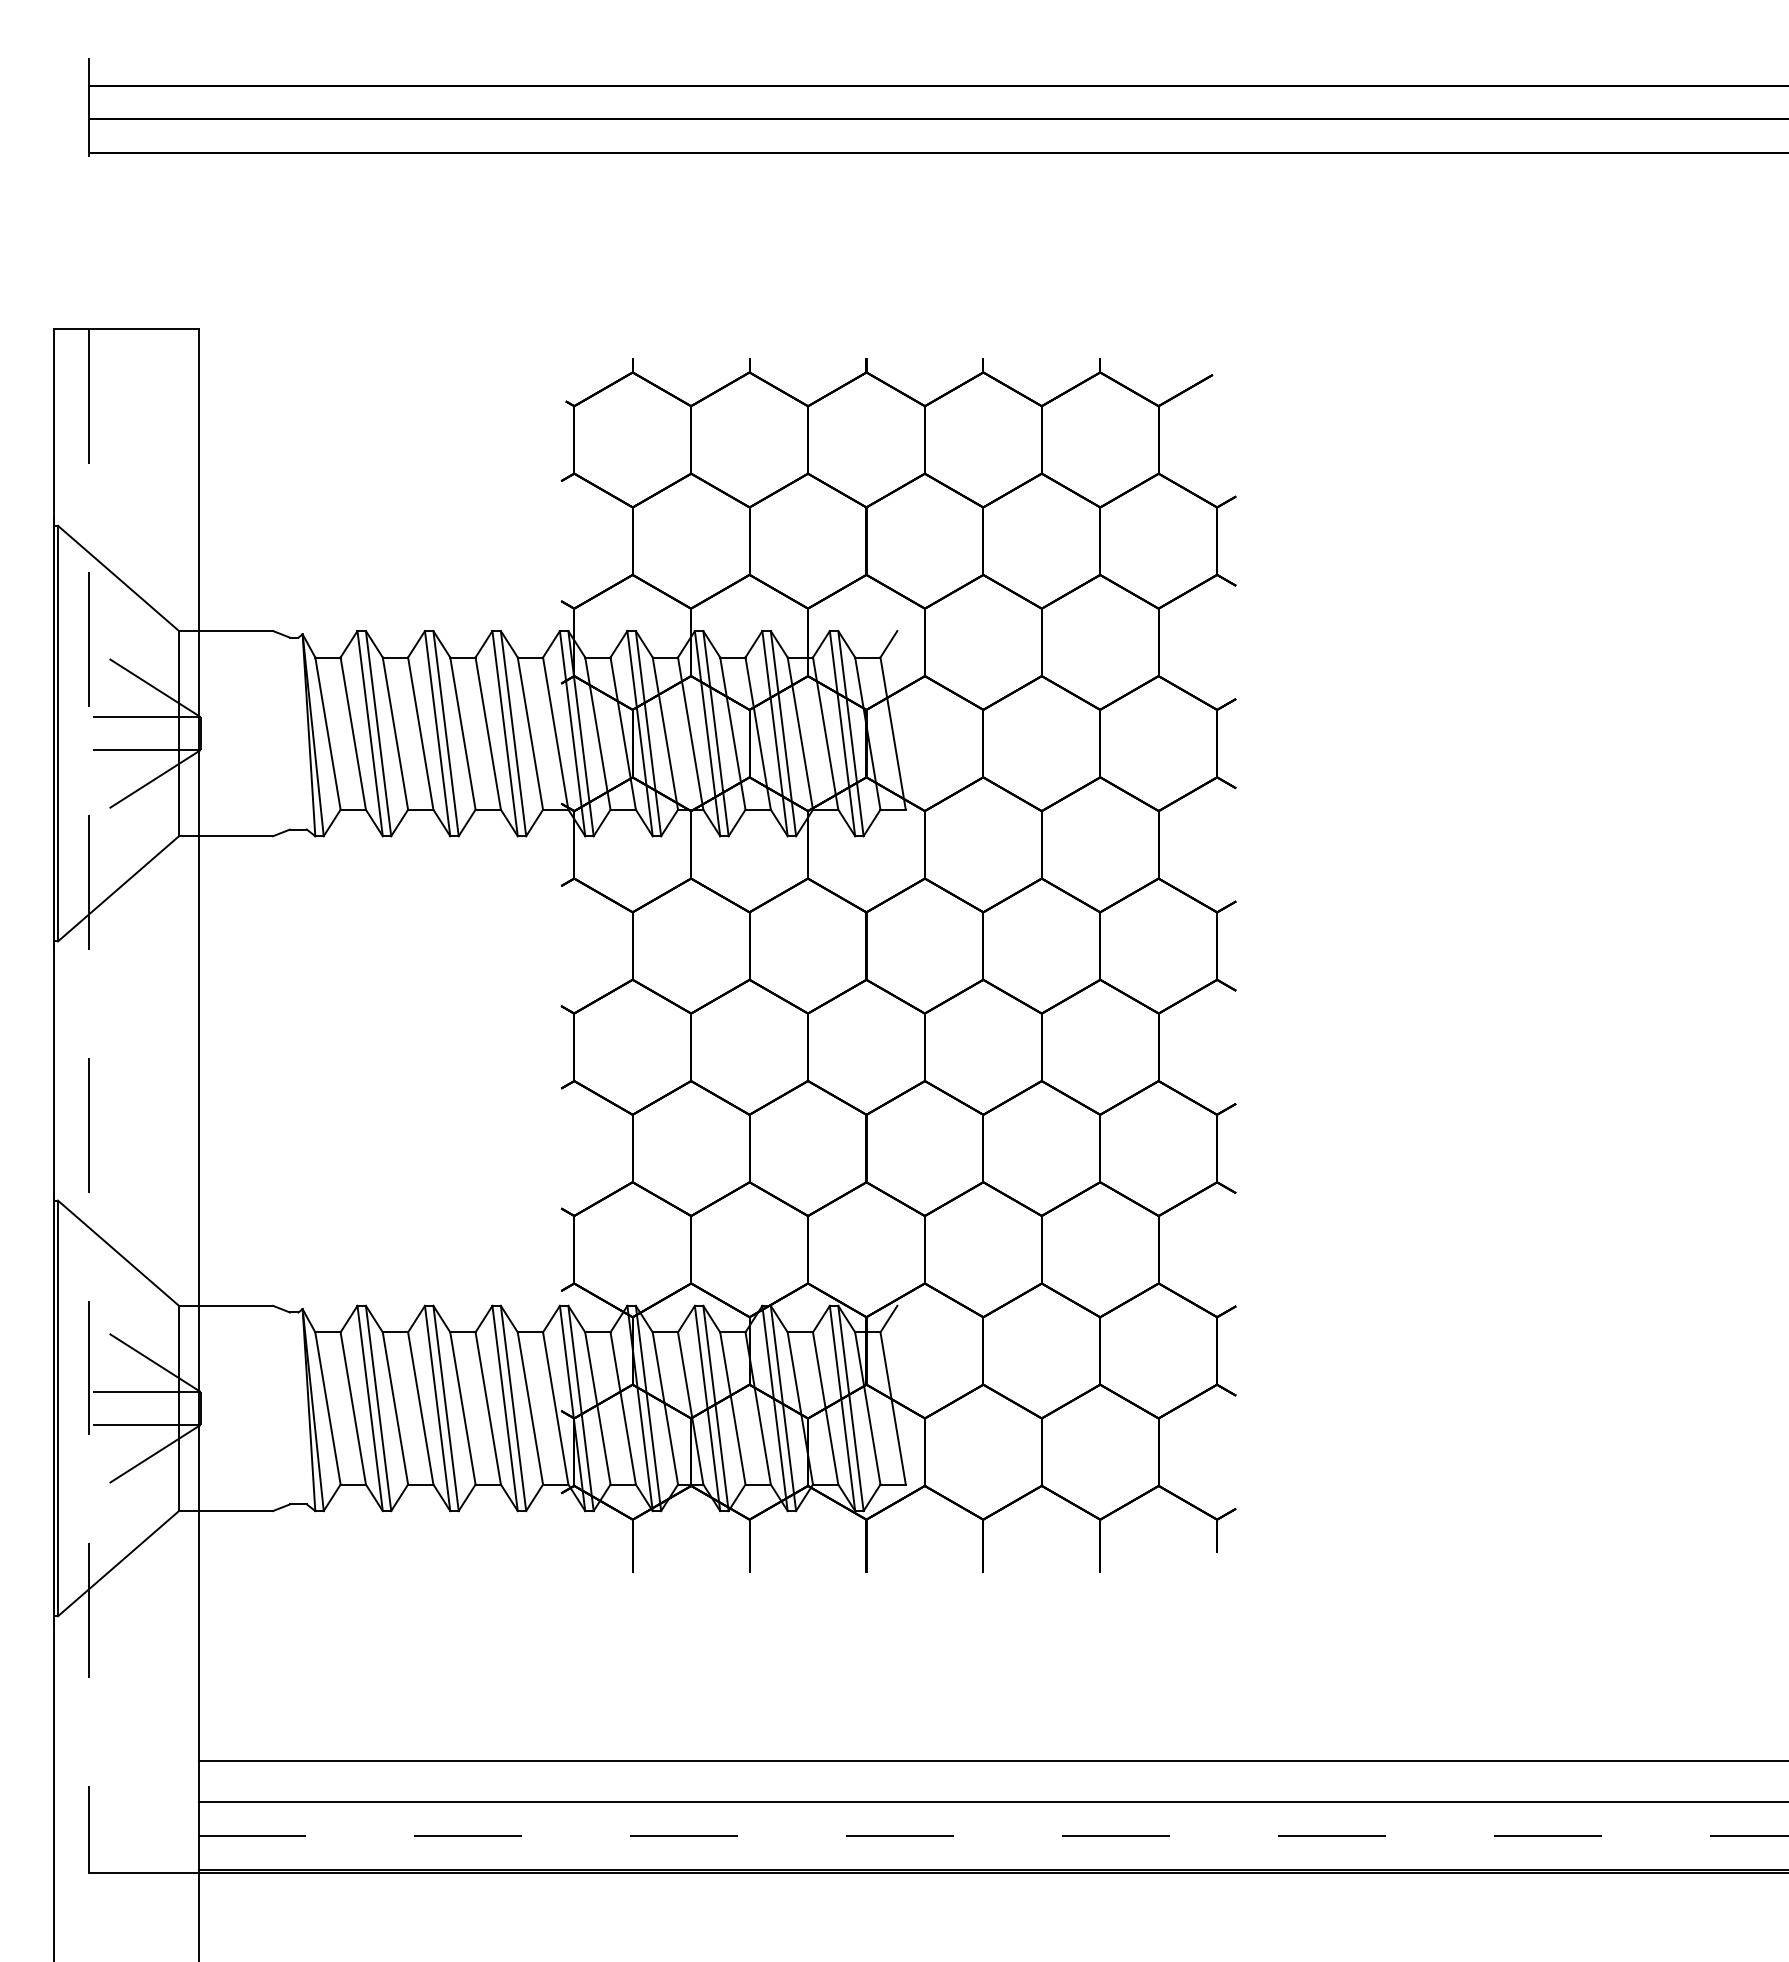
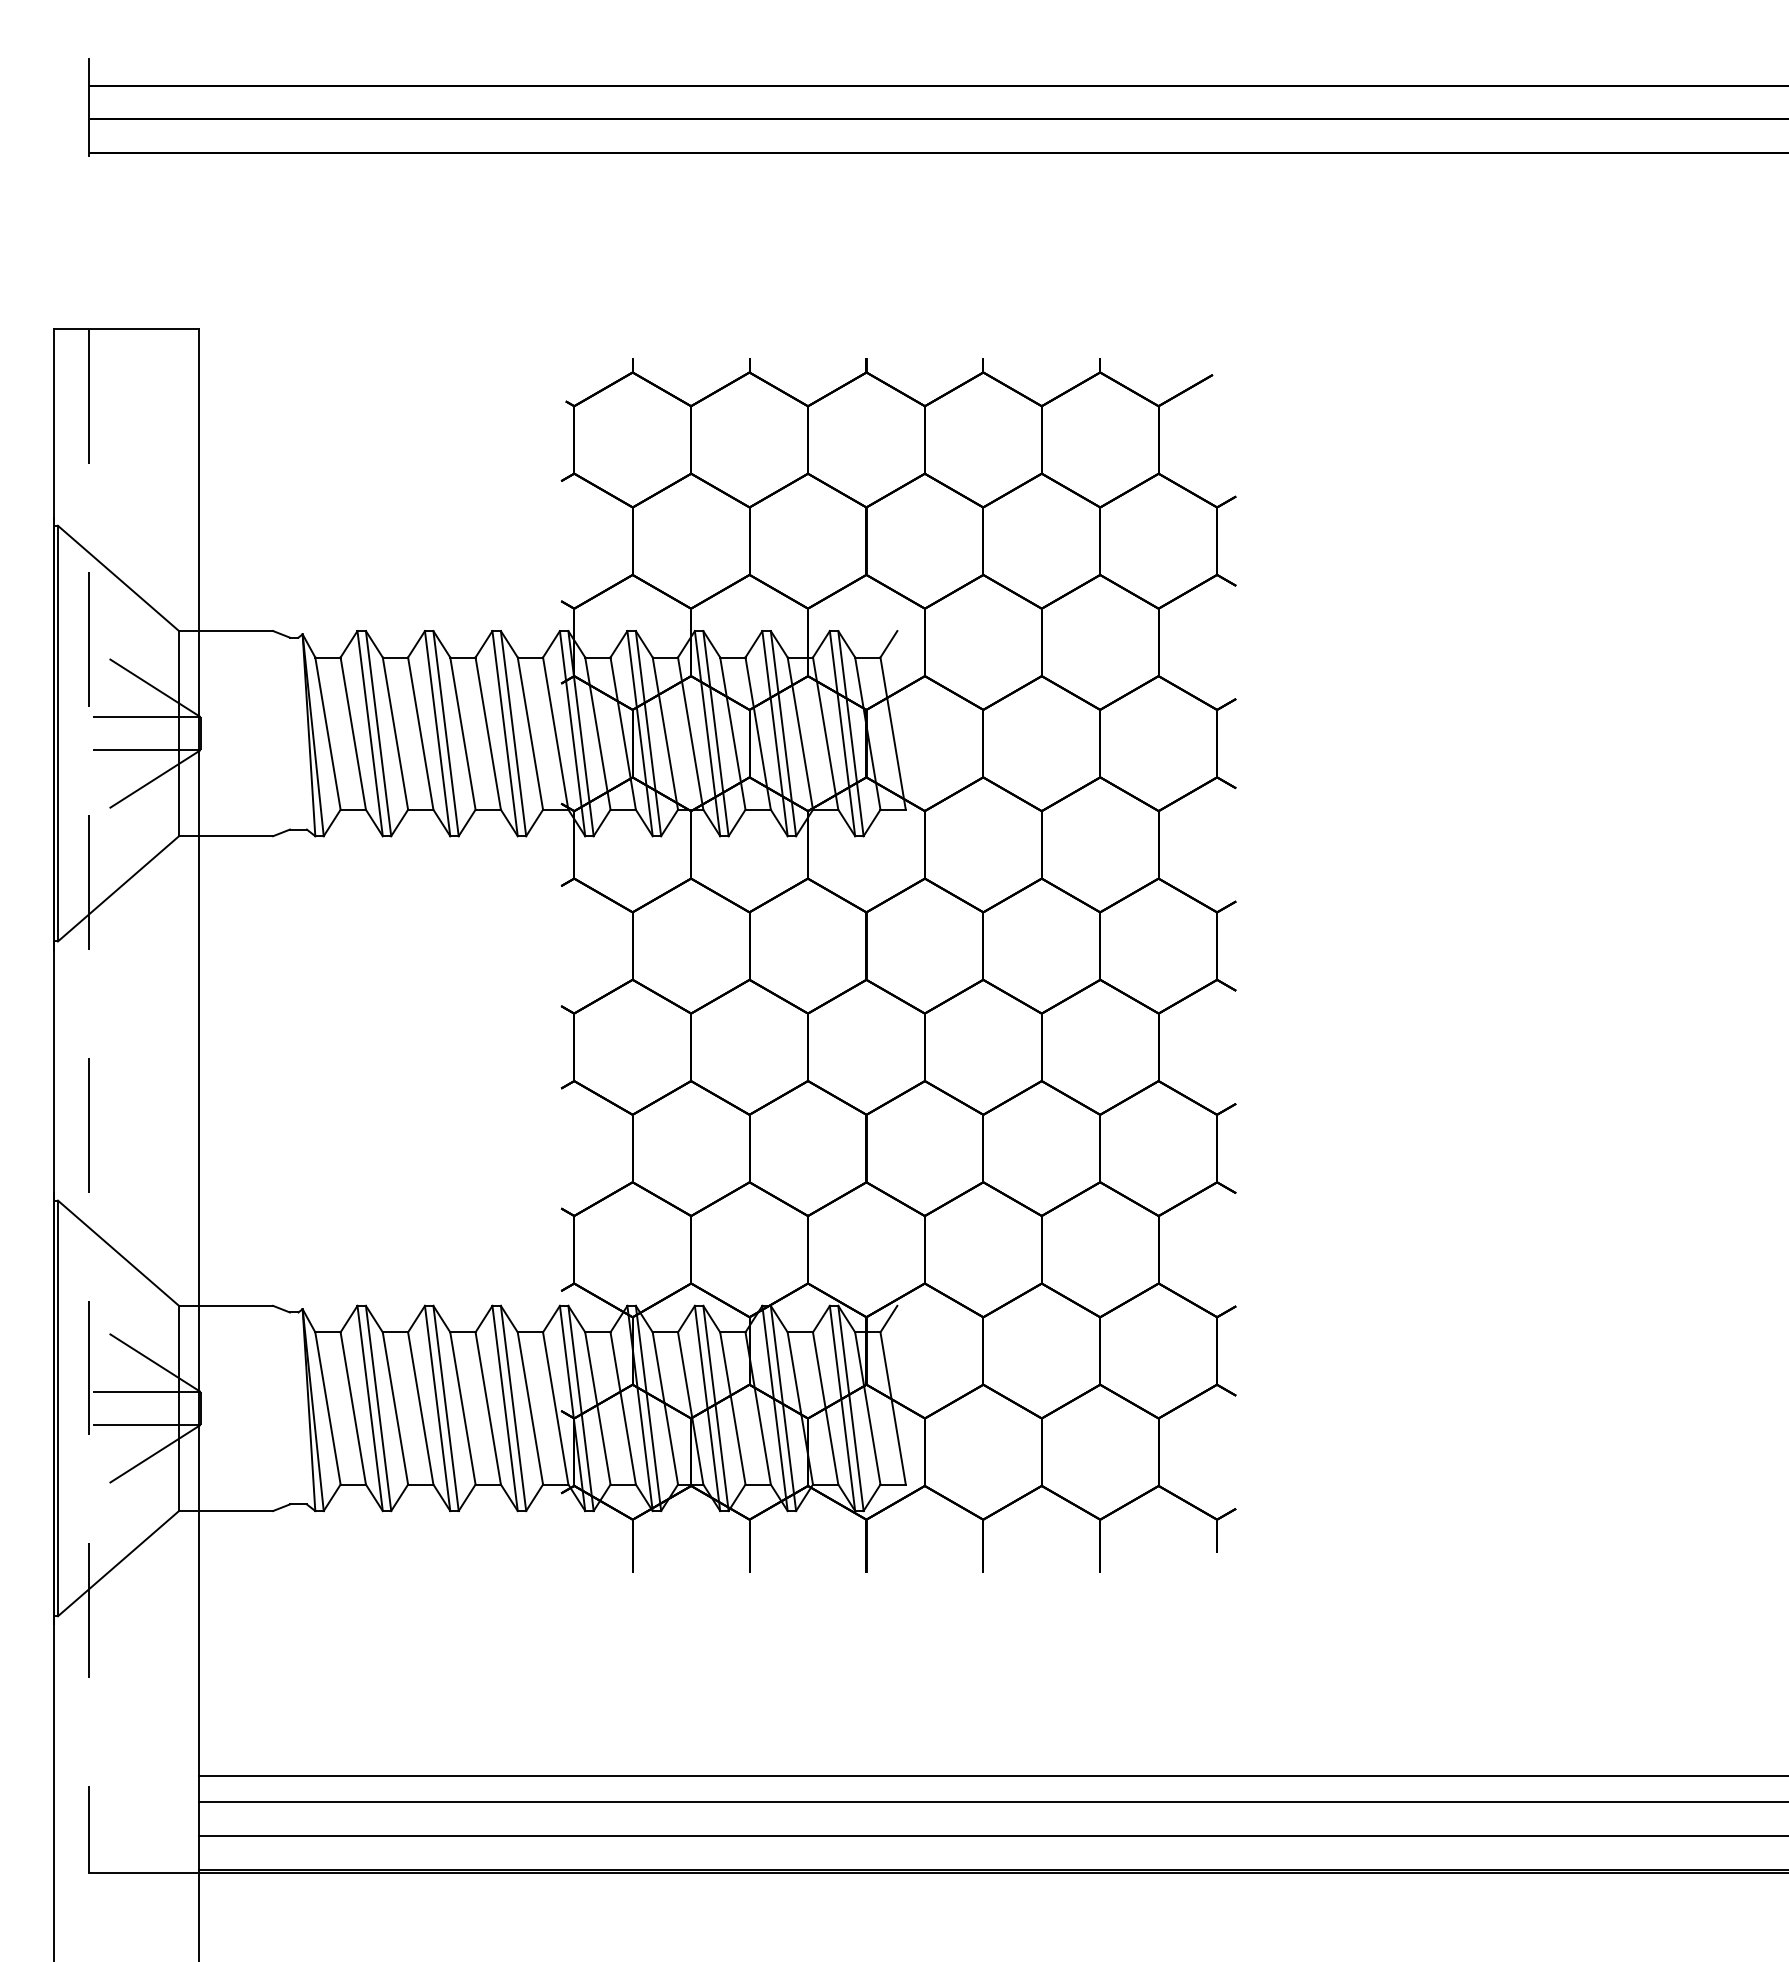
line position: (991, 1760) -> (991, 1775) (991, 1775)
line: dashed -> solid (993, 1836)
